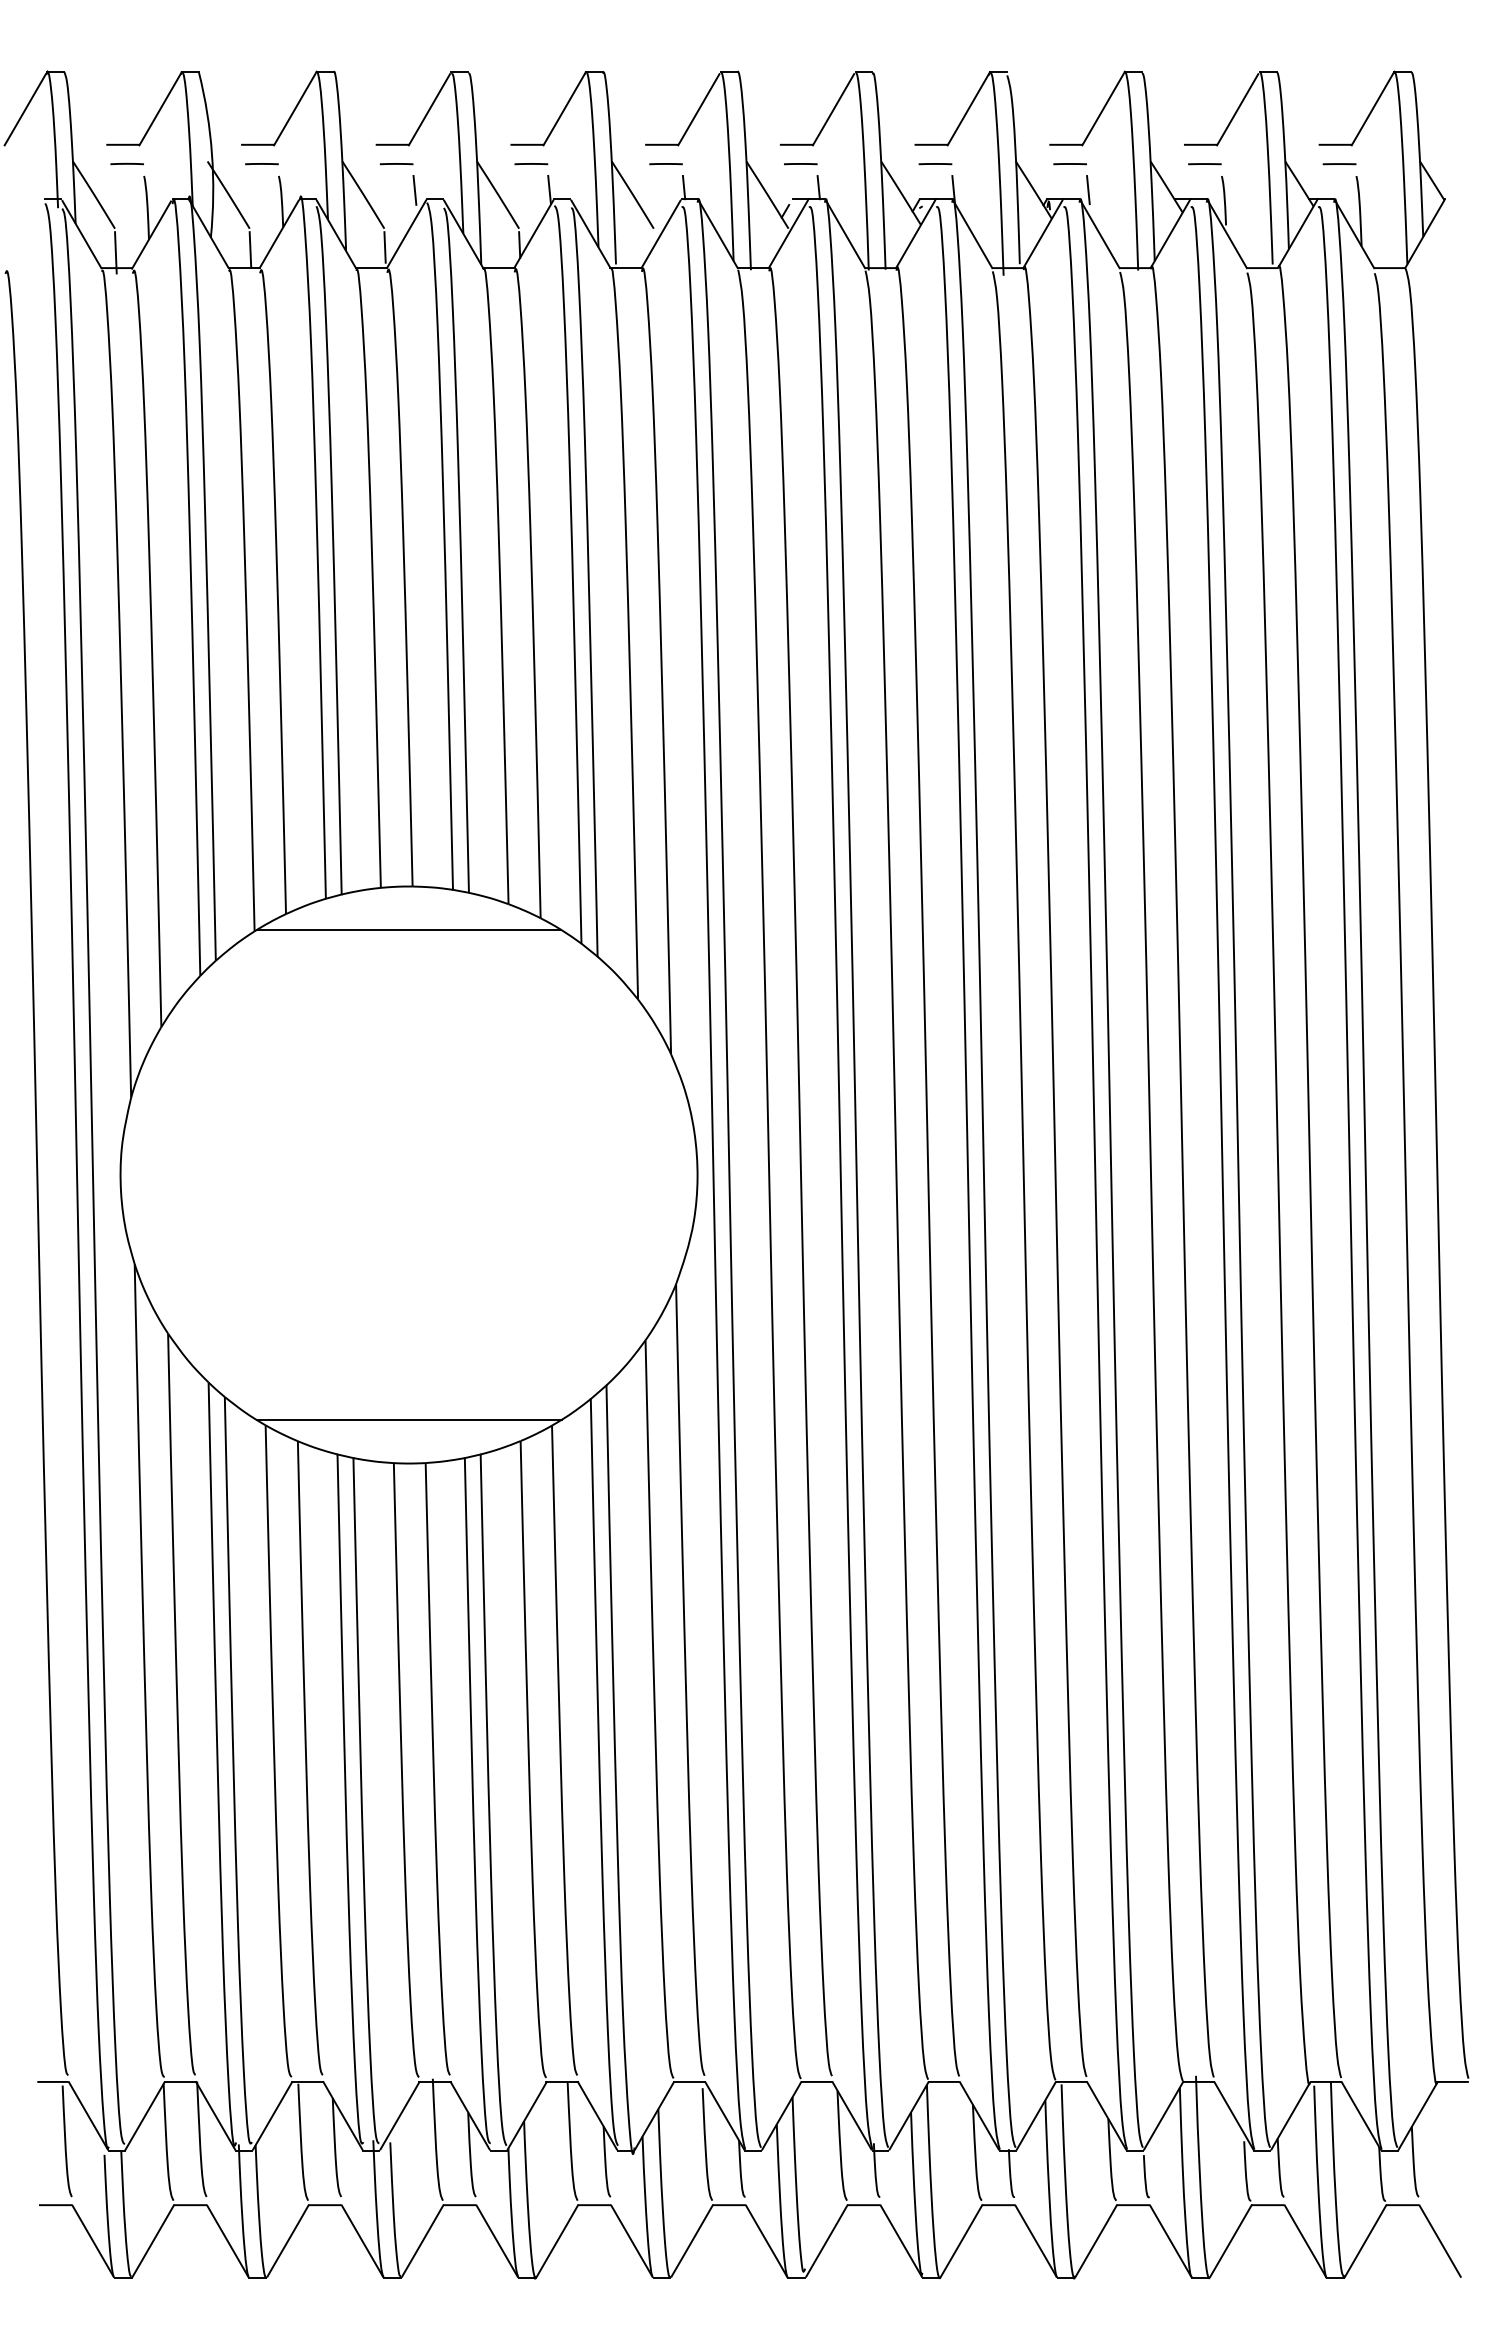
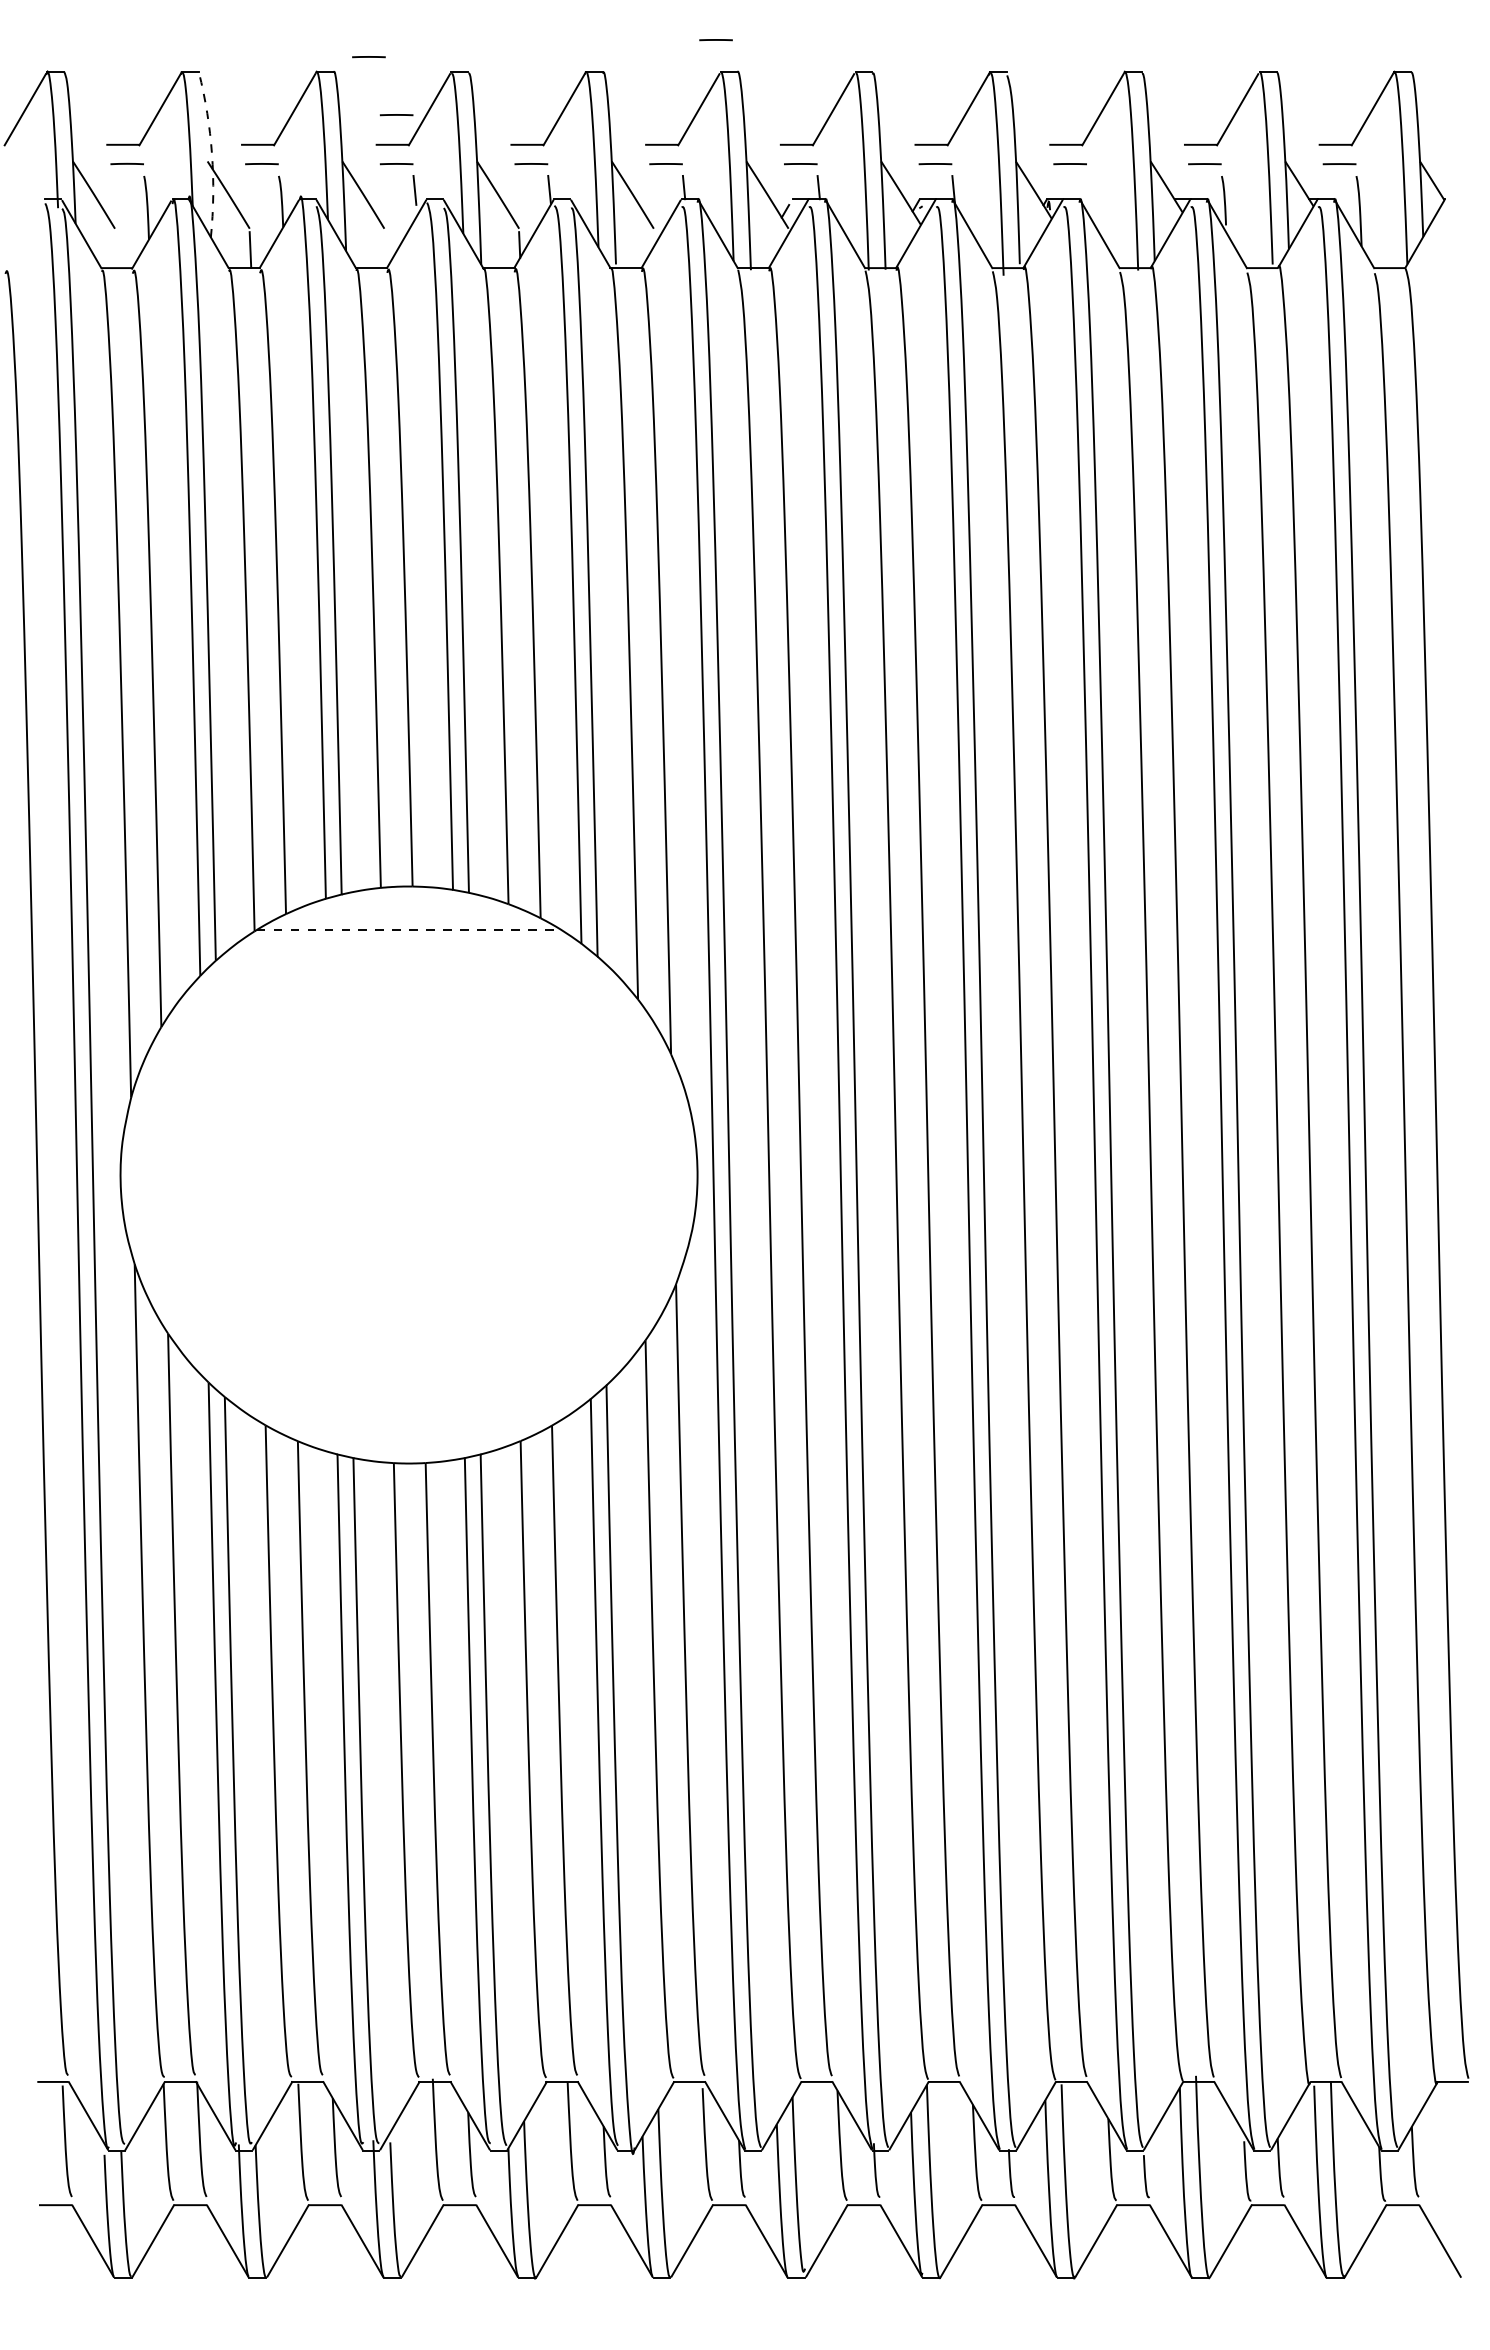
line: none -> present (715, 40)
line: none -> present (368, 57)
line: none -> present (396, 115)
arc: solid -> dashed (212, 154)
line: present -> none (1088, 190)
line: present -> none (384, 247)
line: present -> none (115, 252)
line: solid -> dashed (409, 930)
line: present -> none (408, 1420)
